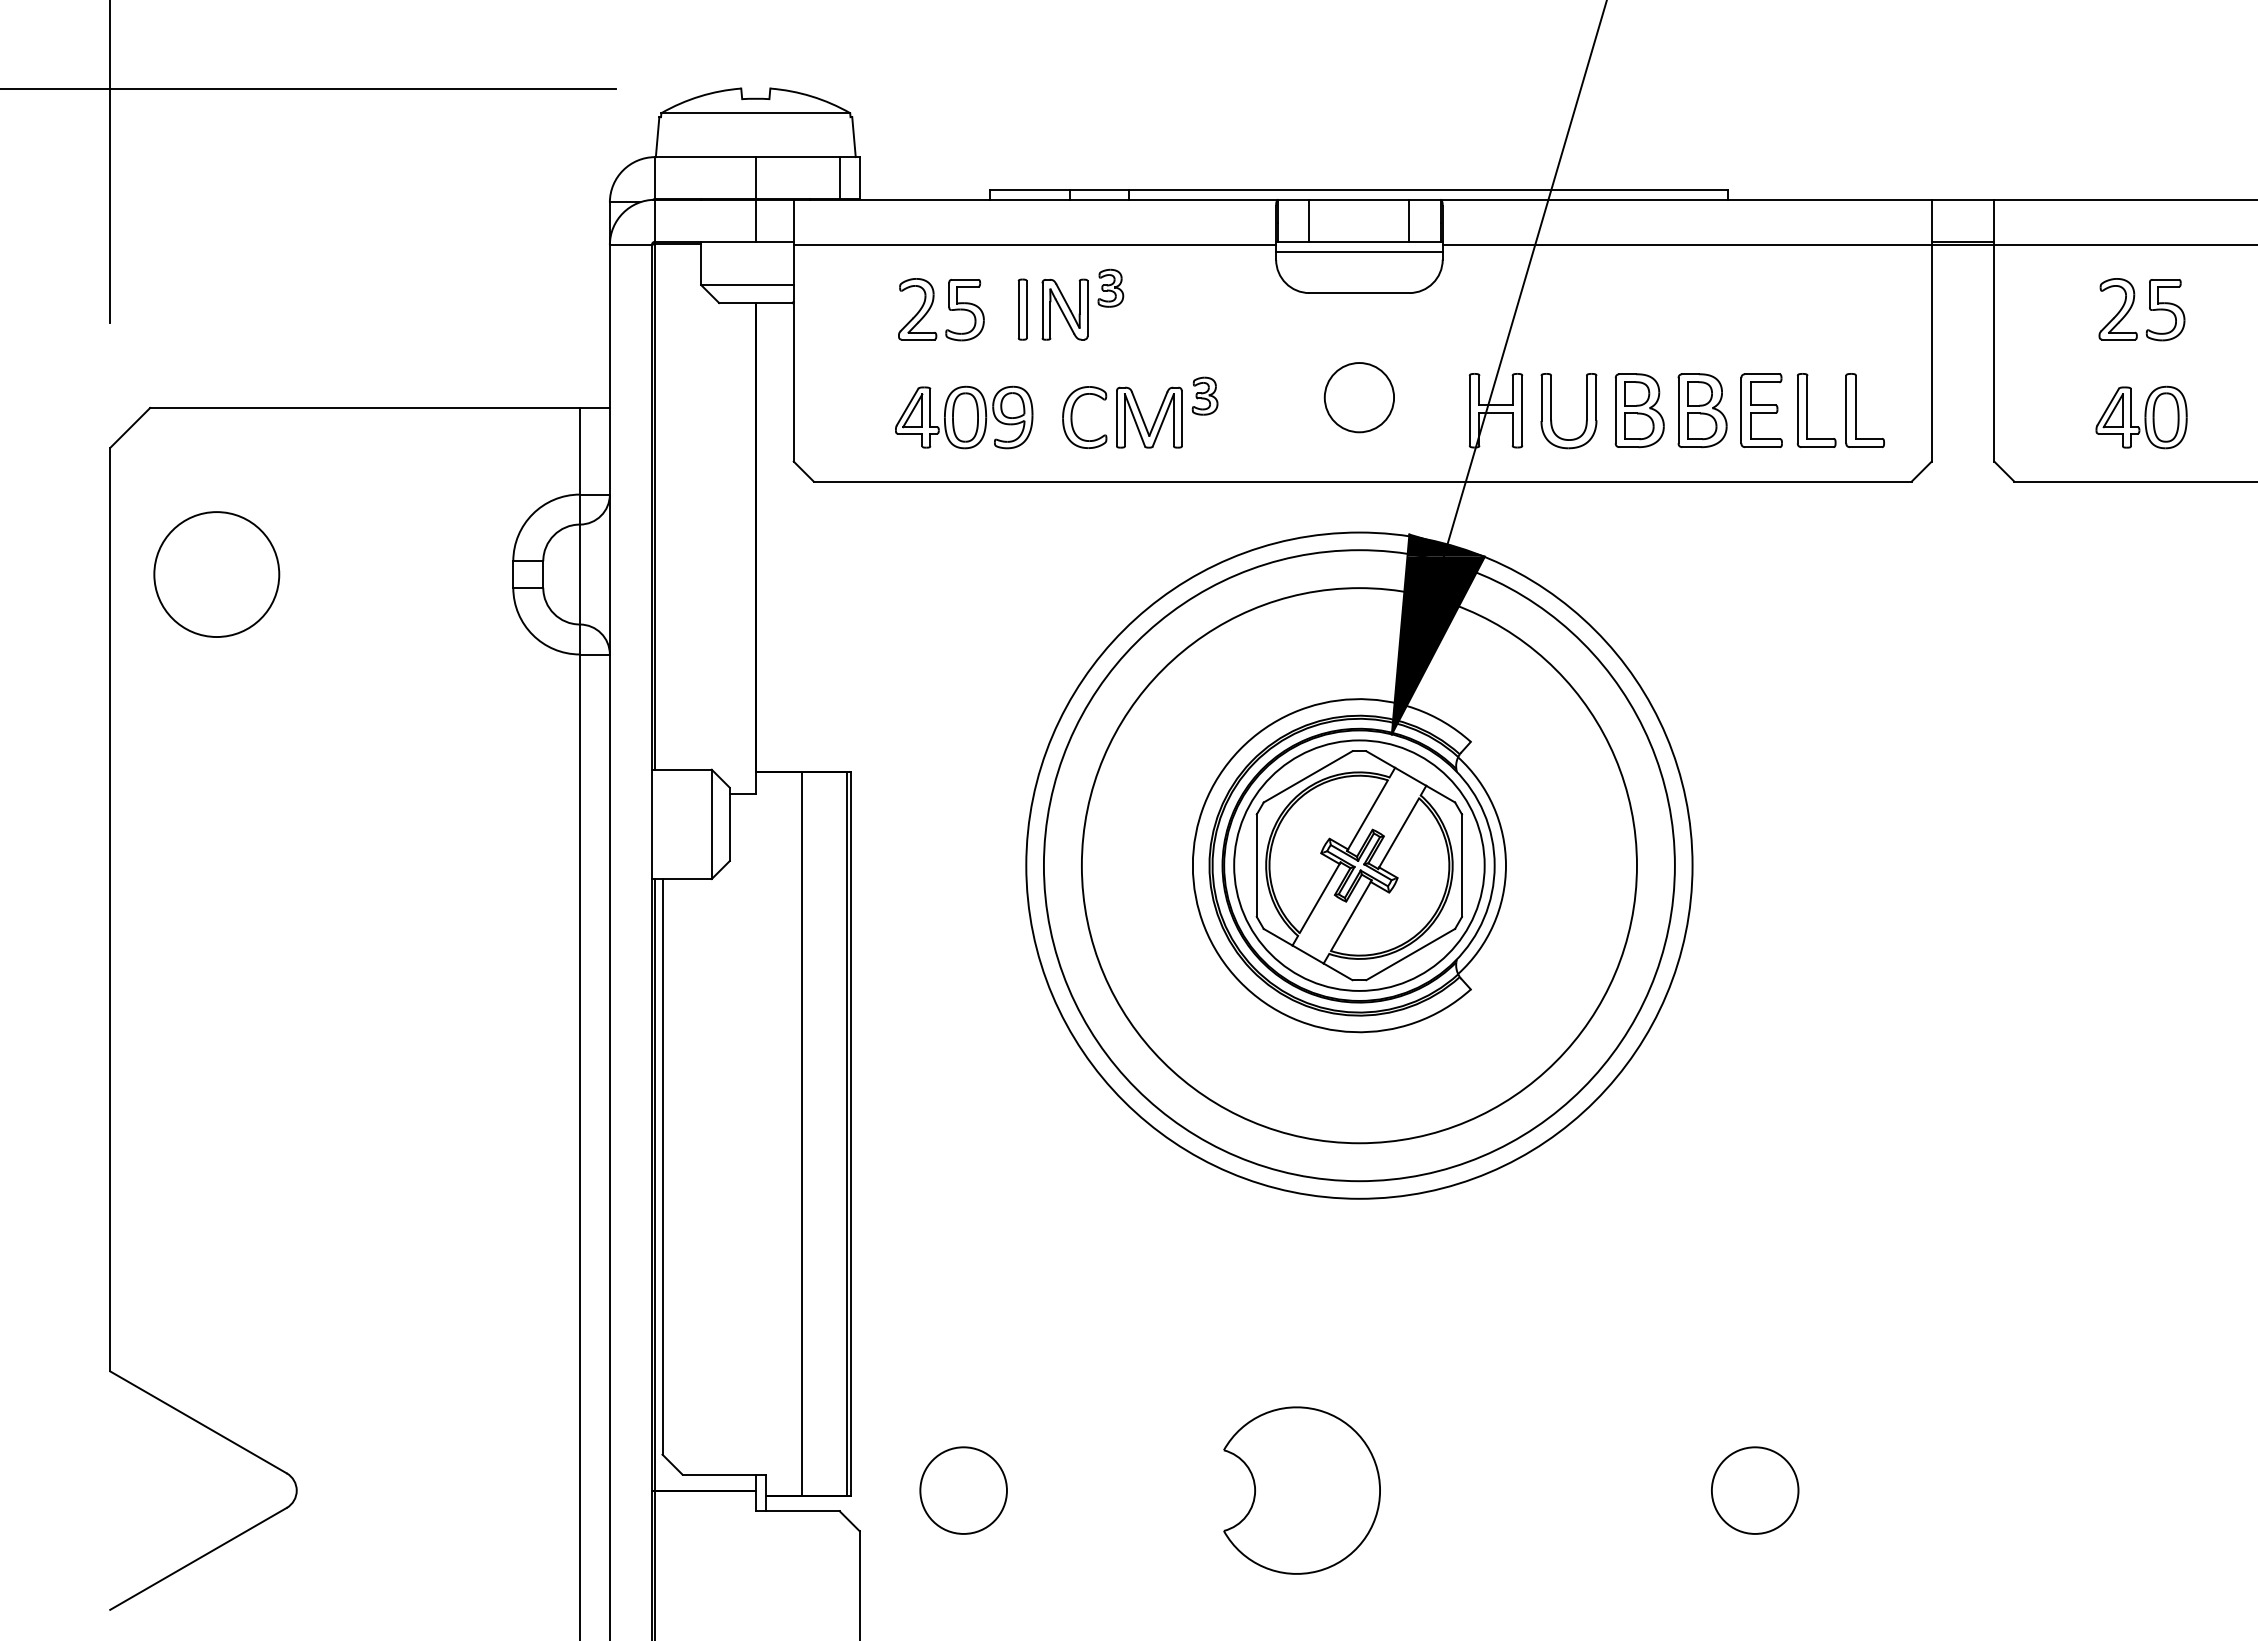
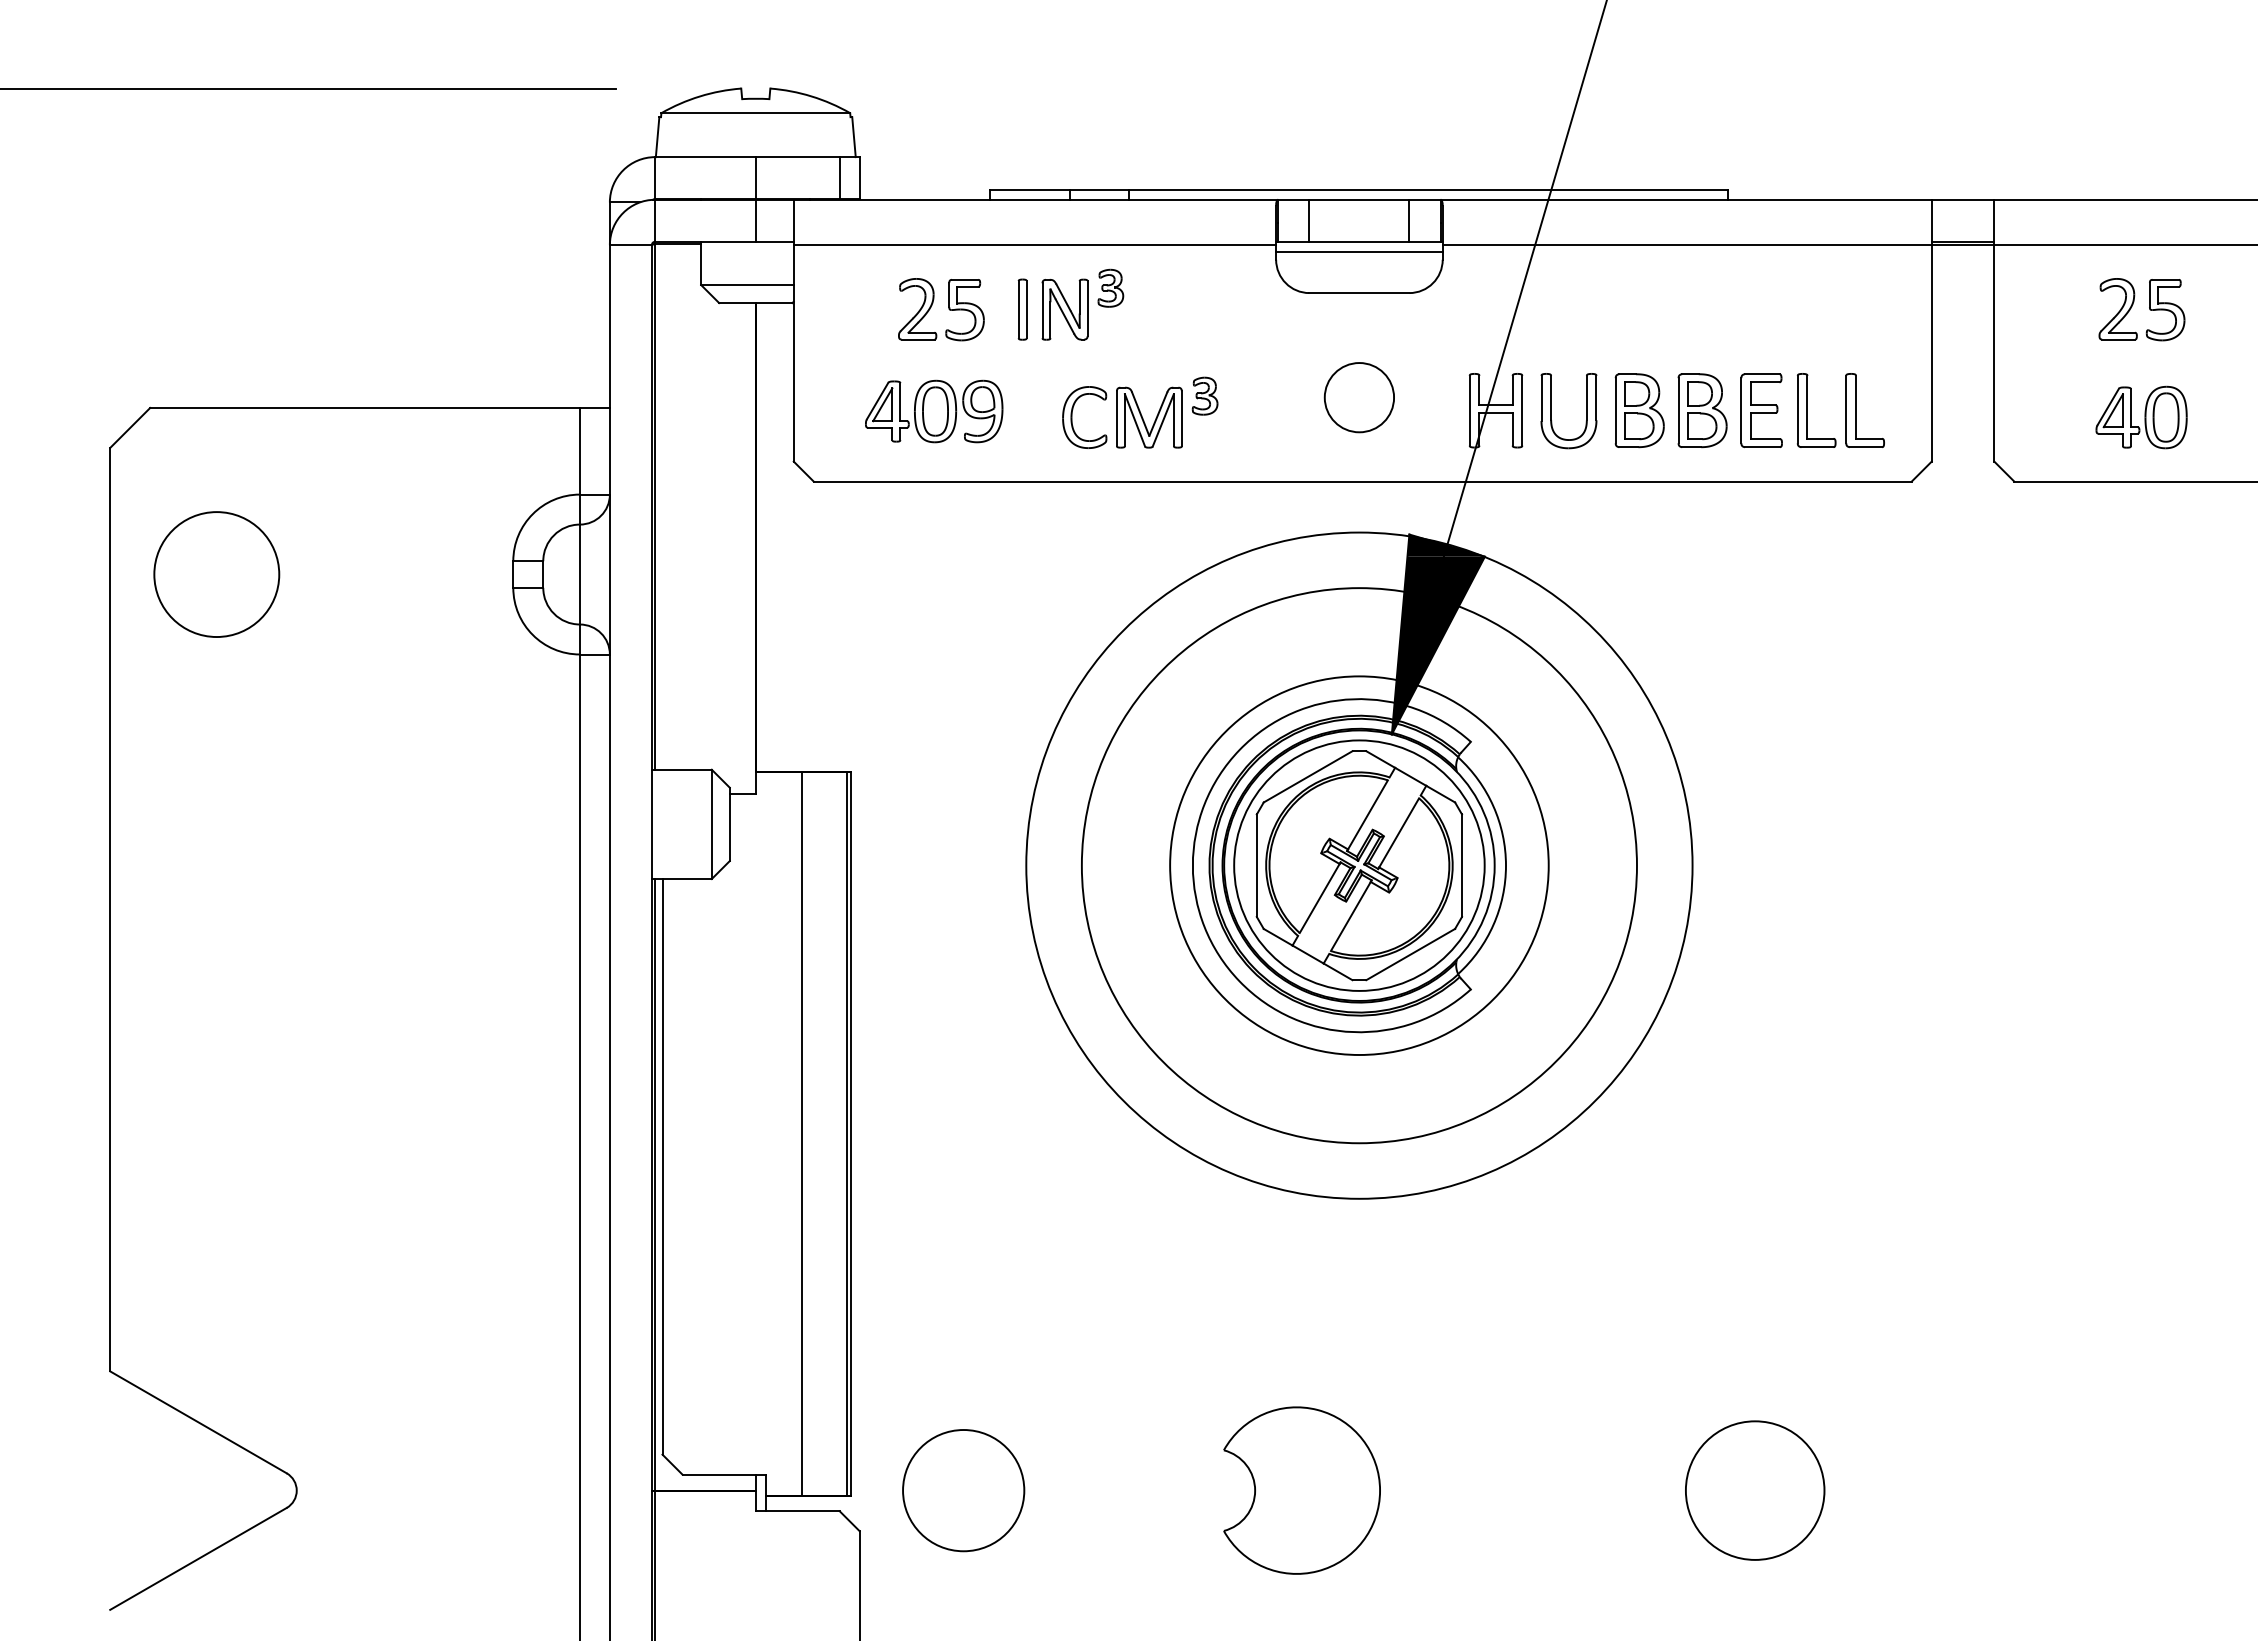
line: present -> none (110, 162)
part position: (964, 417) -> (934, 411) (934, 411)
circle diameter: 631 px -> 379 px (1359, 865)
circle diameter: 87 px -> 121 px (963, 1490)
circle diameter: 87 px -> 139 px (1754, 1490)
